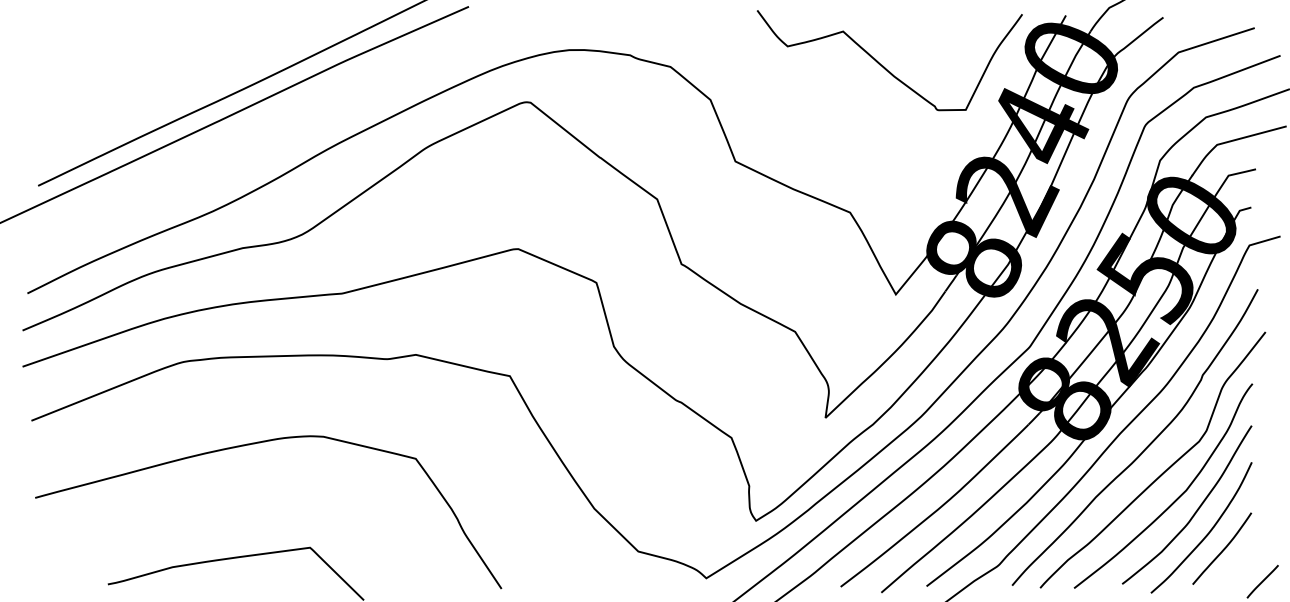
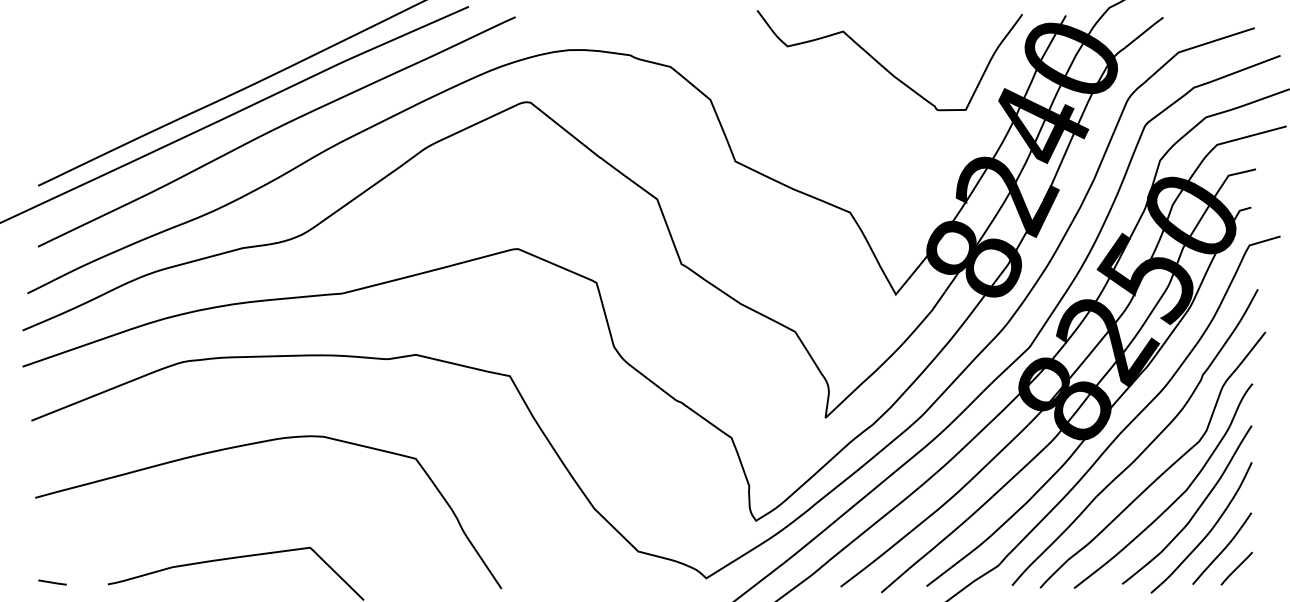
curve: none -> present (276, 129)
line position: (1262, 581) -> (1236, 568) (1236, 568)
line: none -> present (52, 582)
